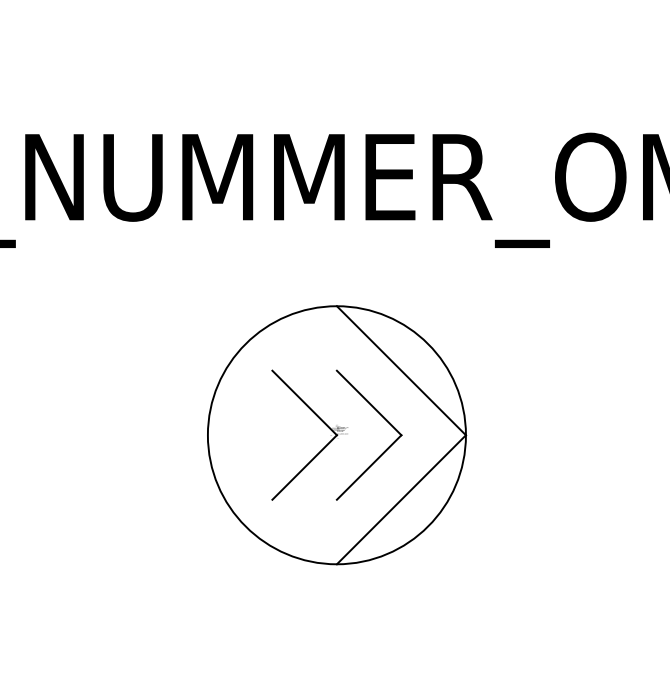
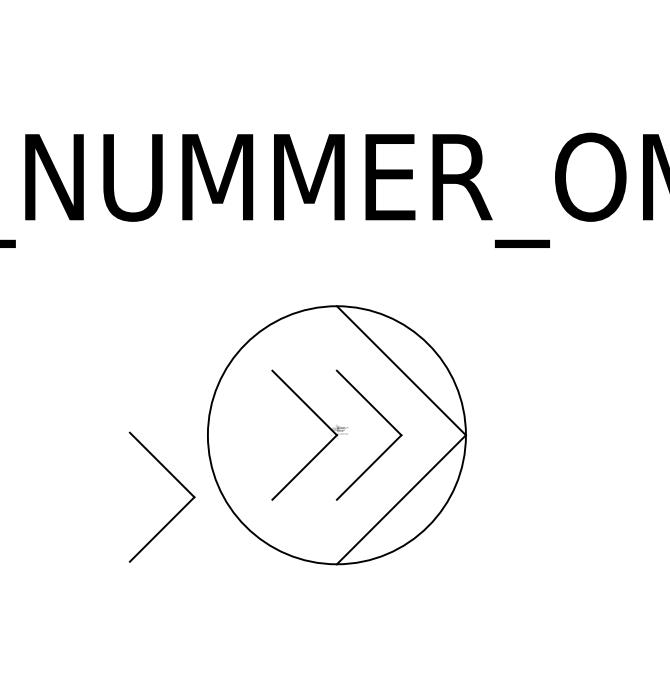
part: none -> present (176, 480)
